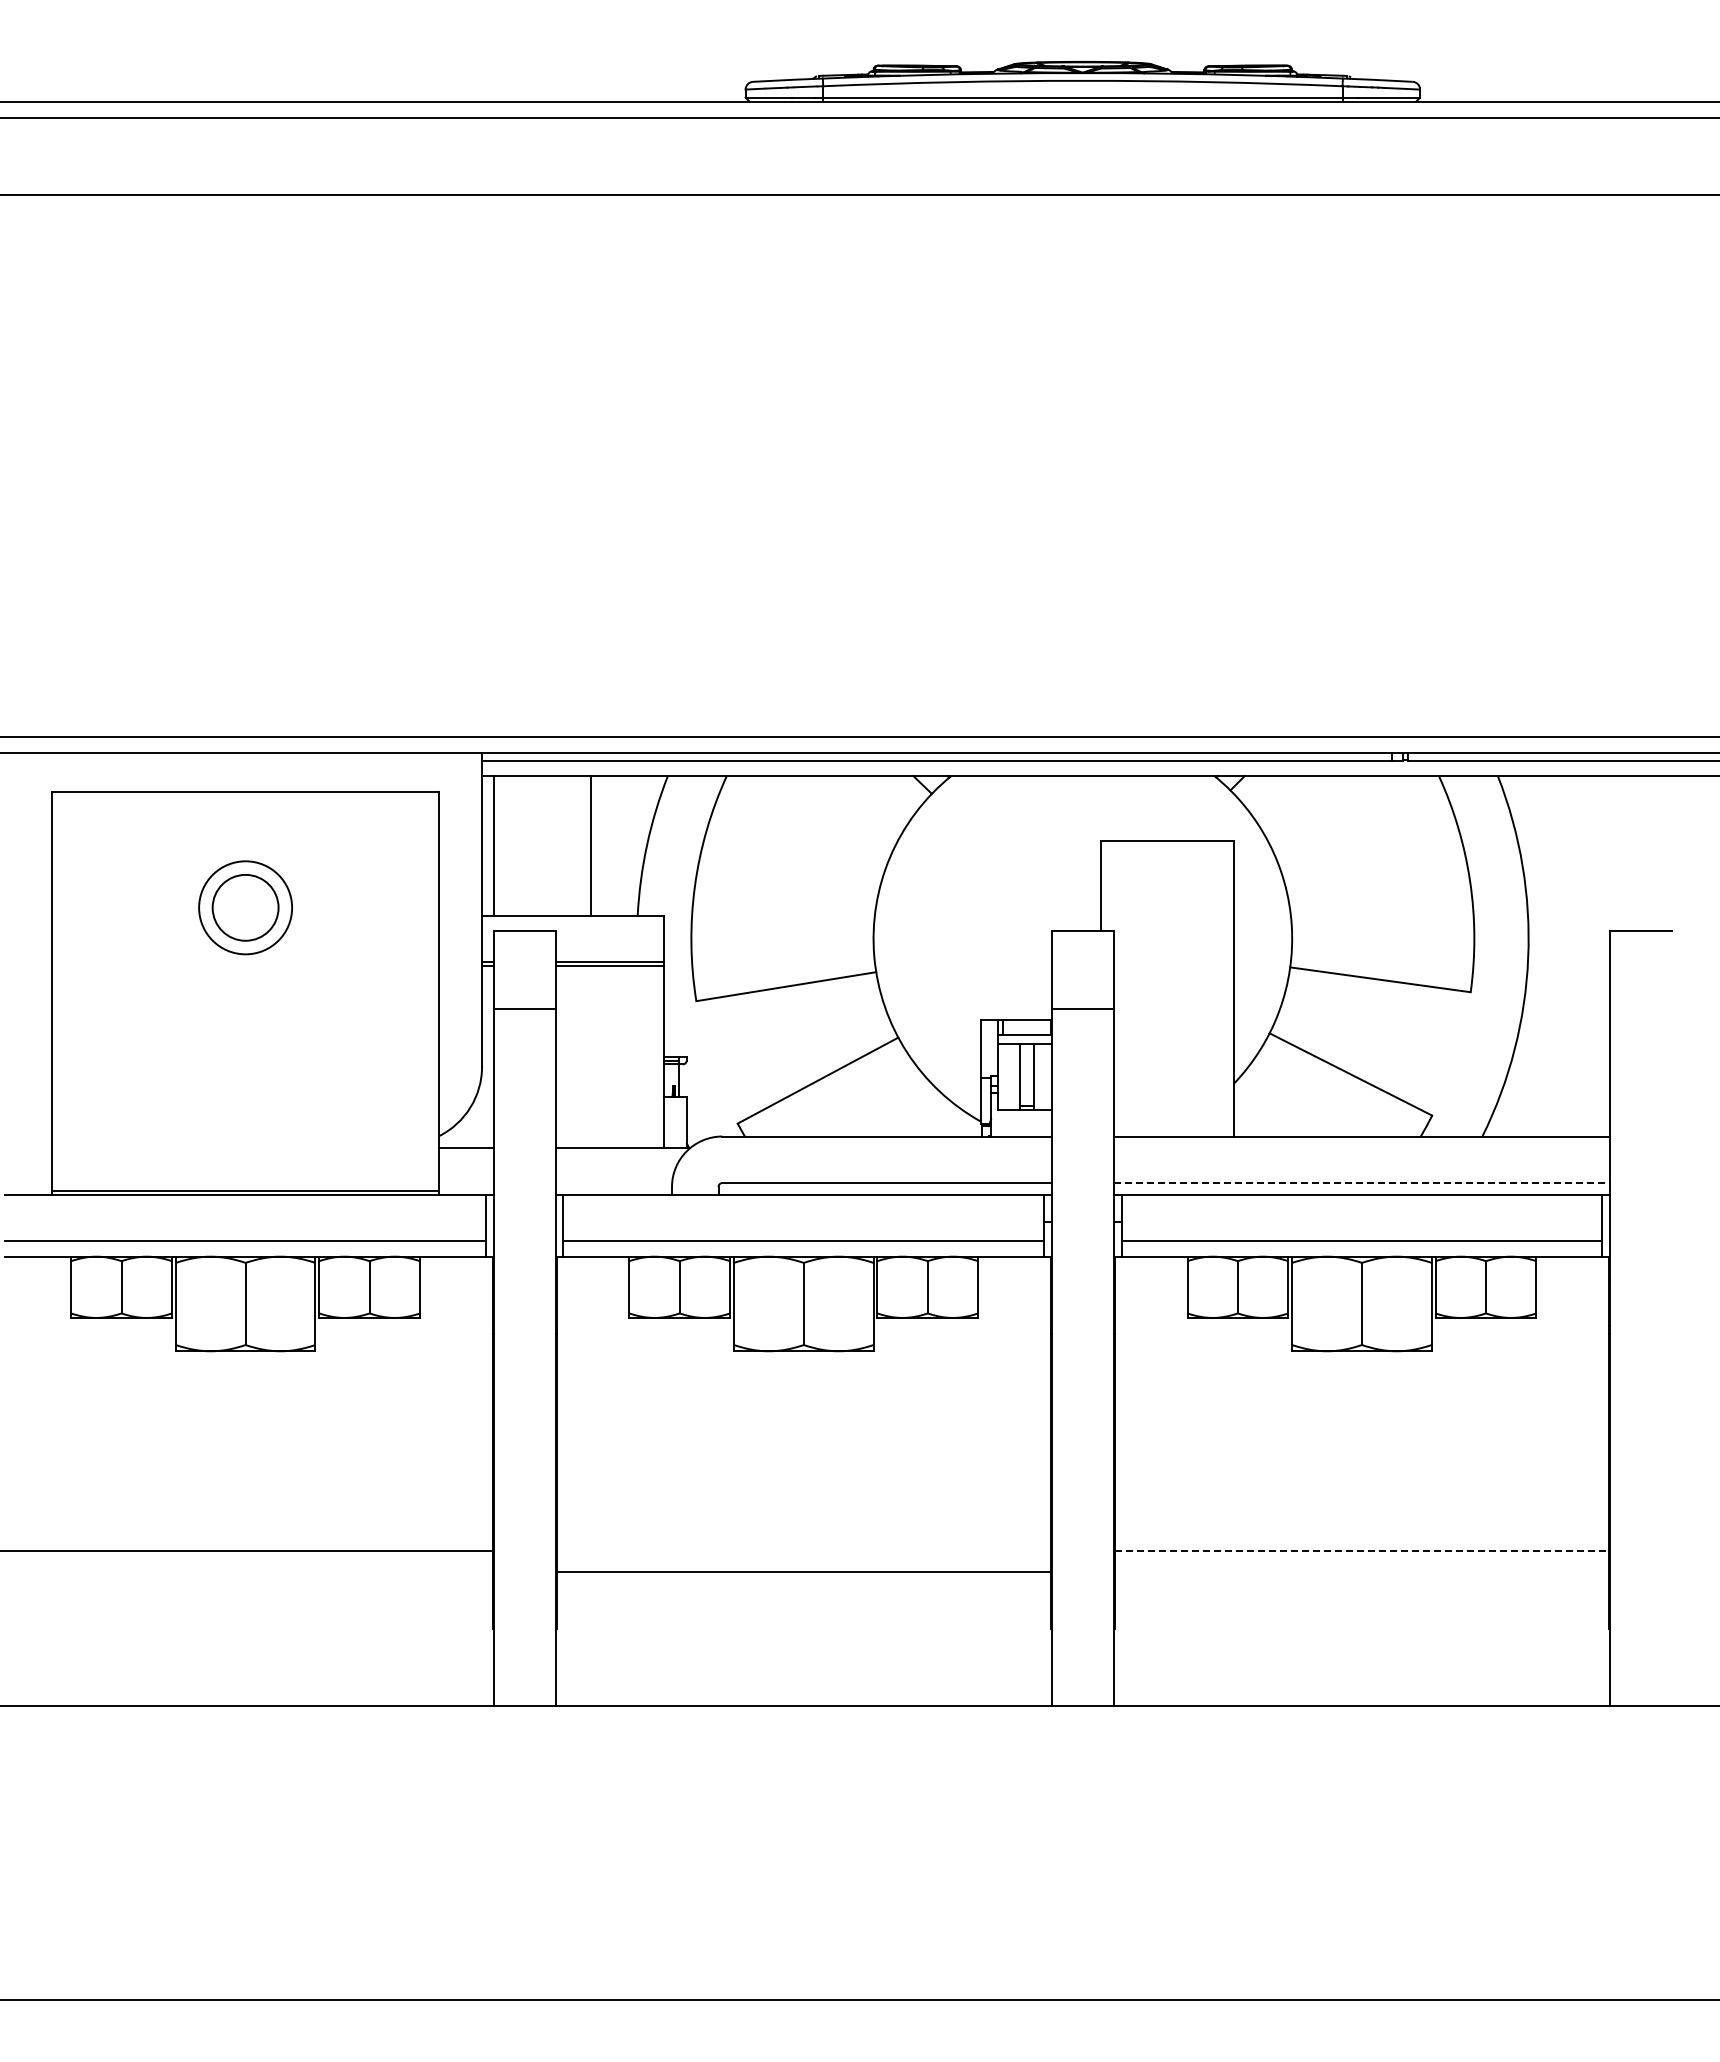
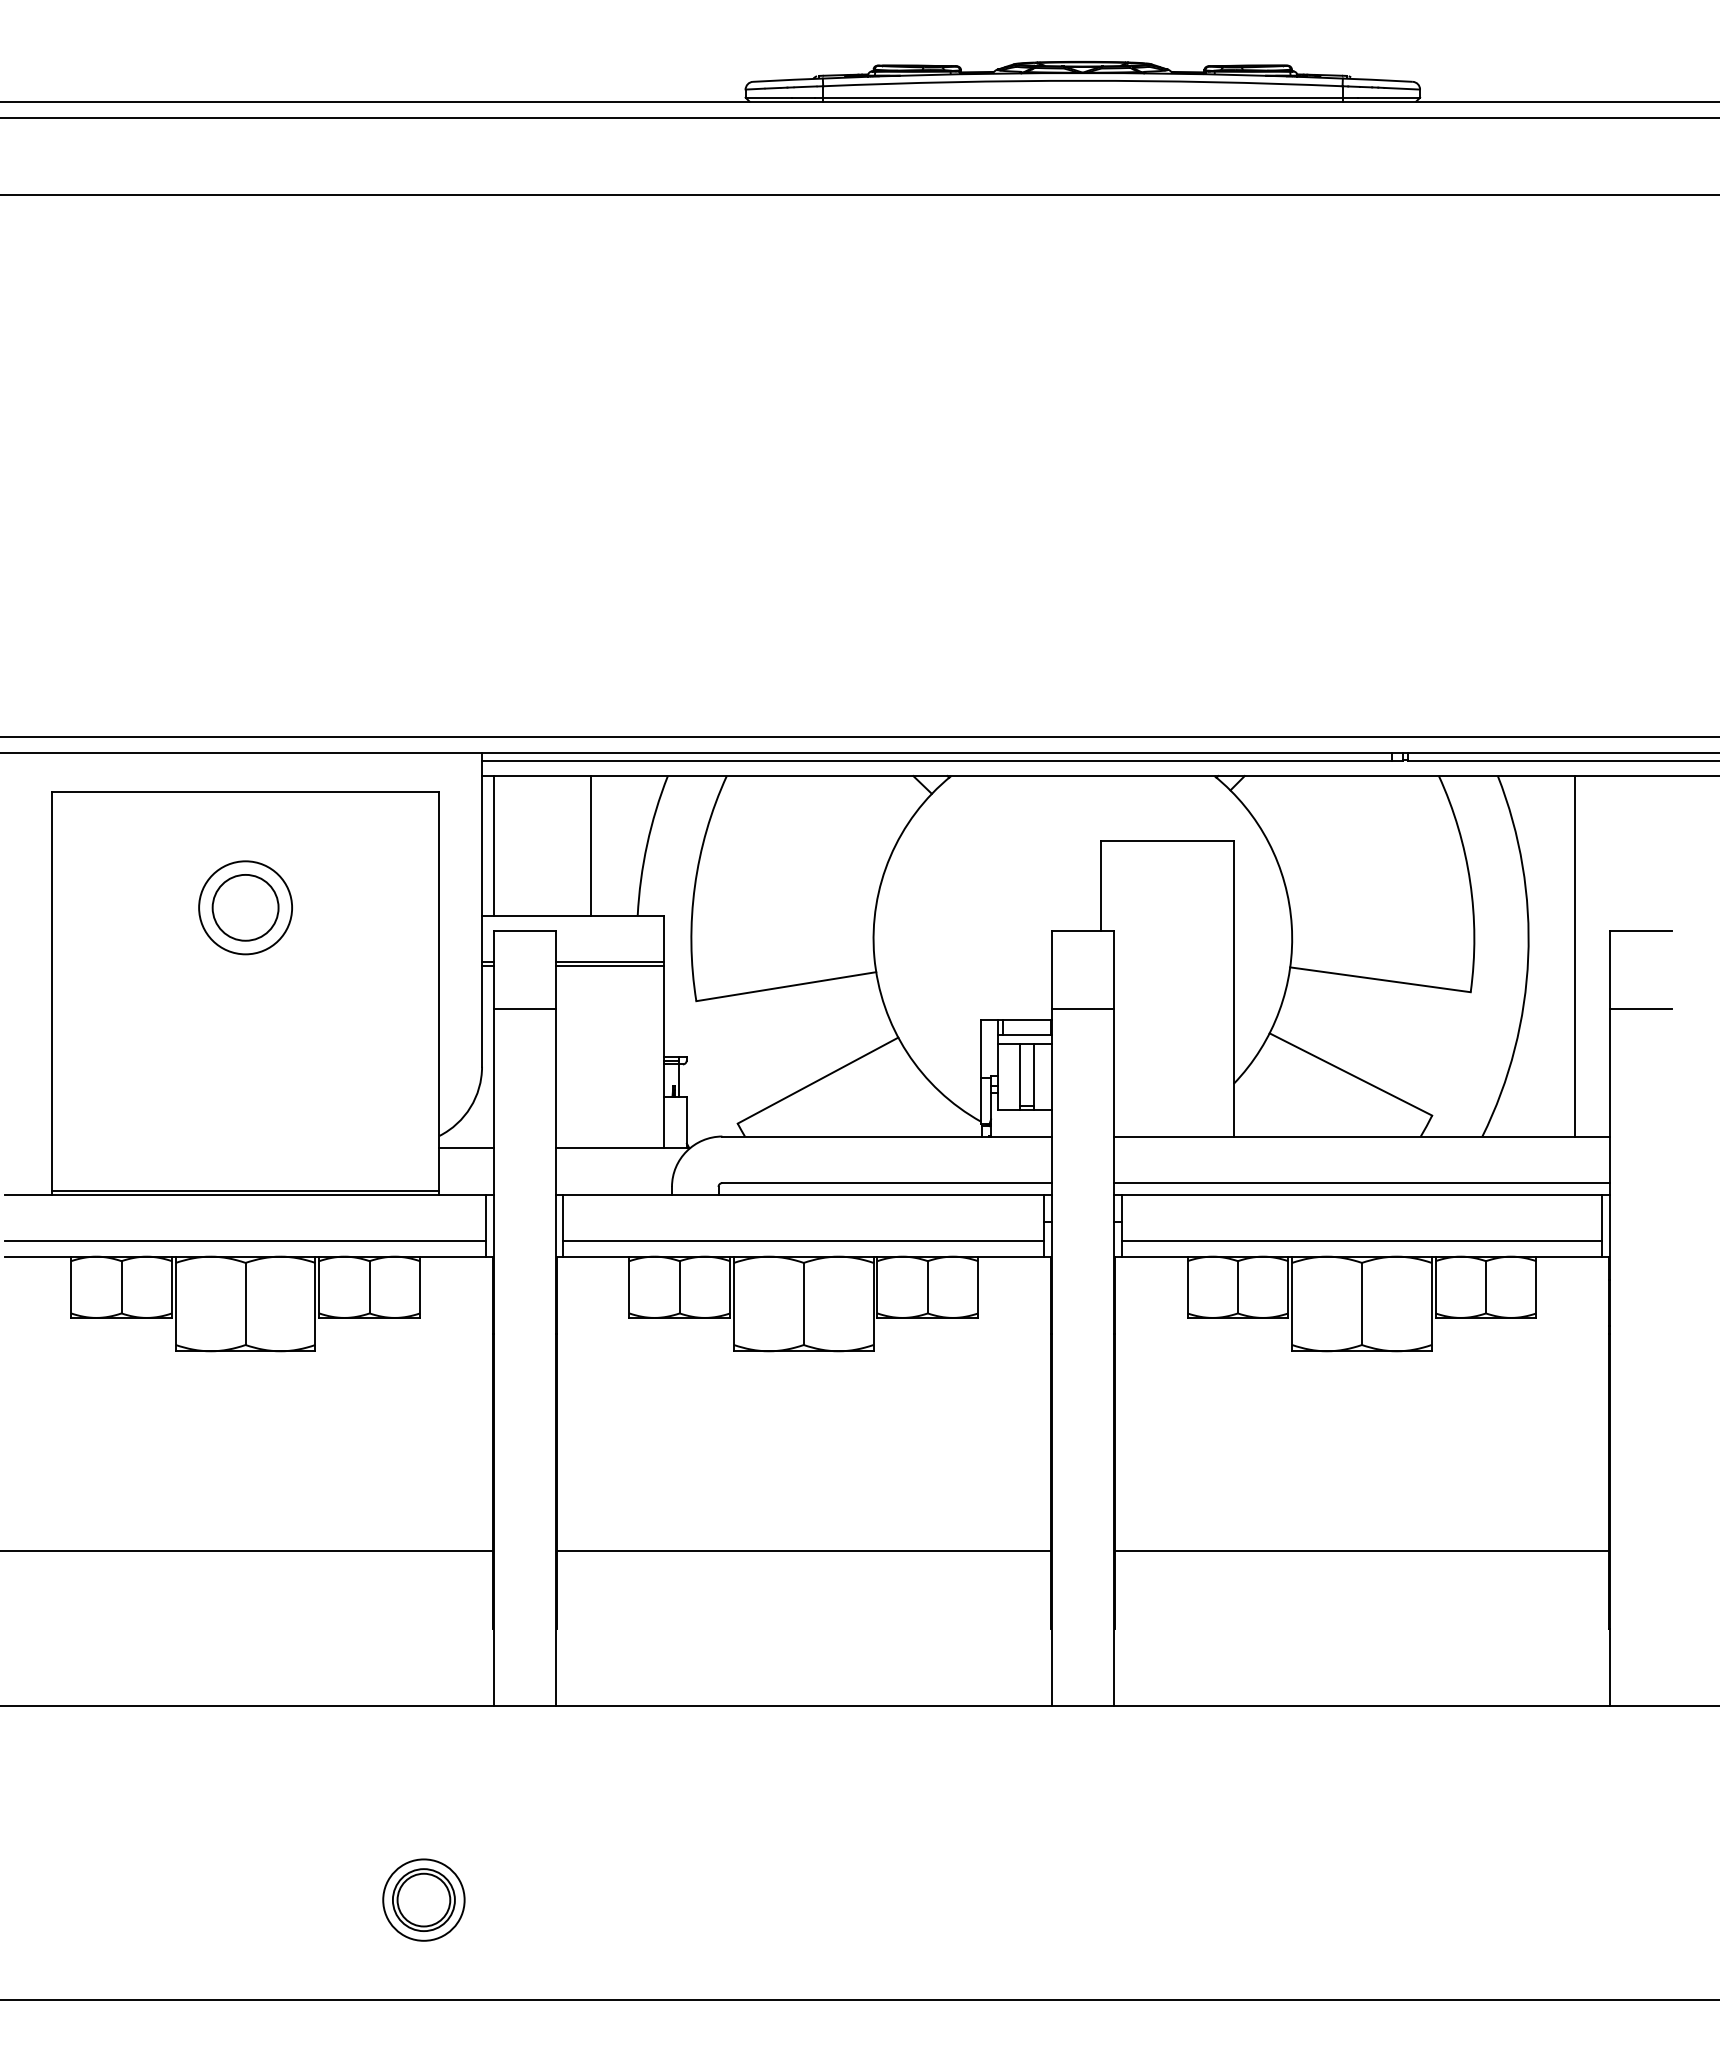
line: none -> present (1575, 956)
line: none -> present (1641, 1008)
line: dashed -> solid (1362, 1183)
line: dashed -> solid (1362, 1551)
line position: (803, 1572) -> (803, 1551) (803, 1551)
part: none -> present (423, 1899)
